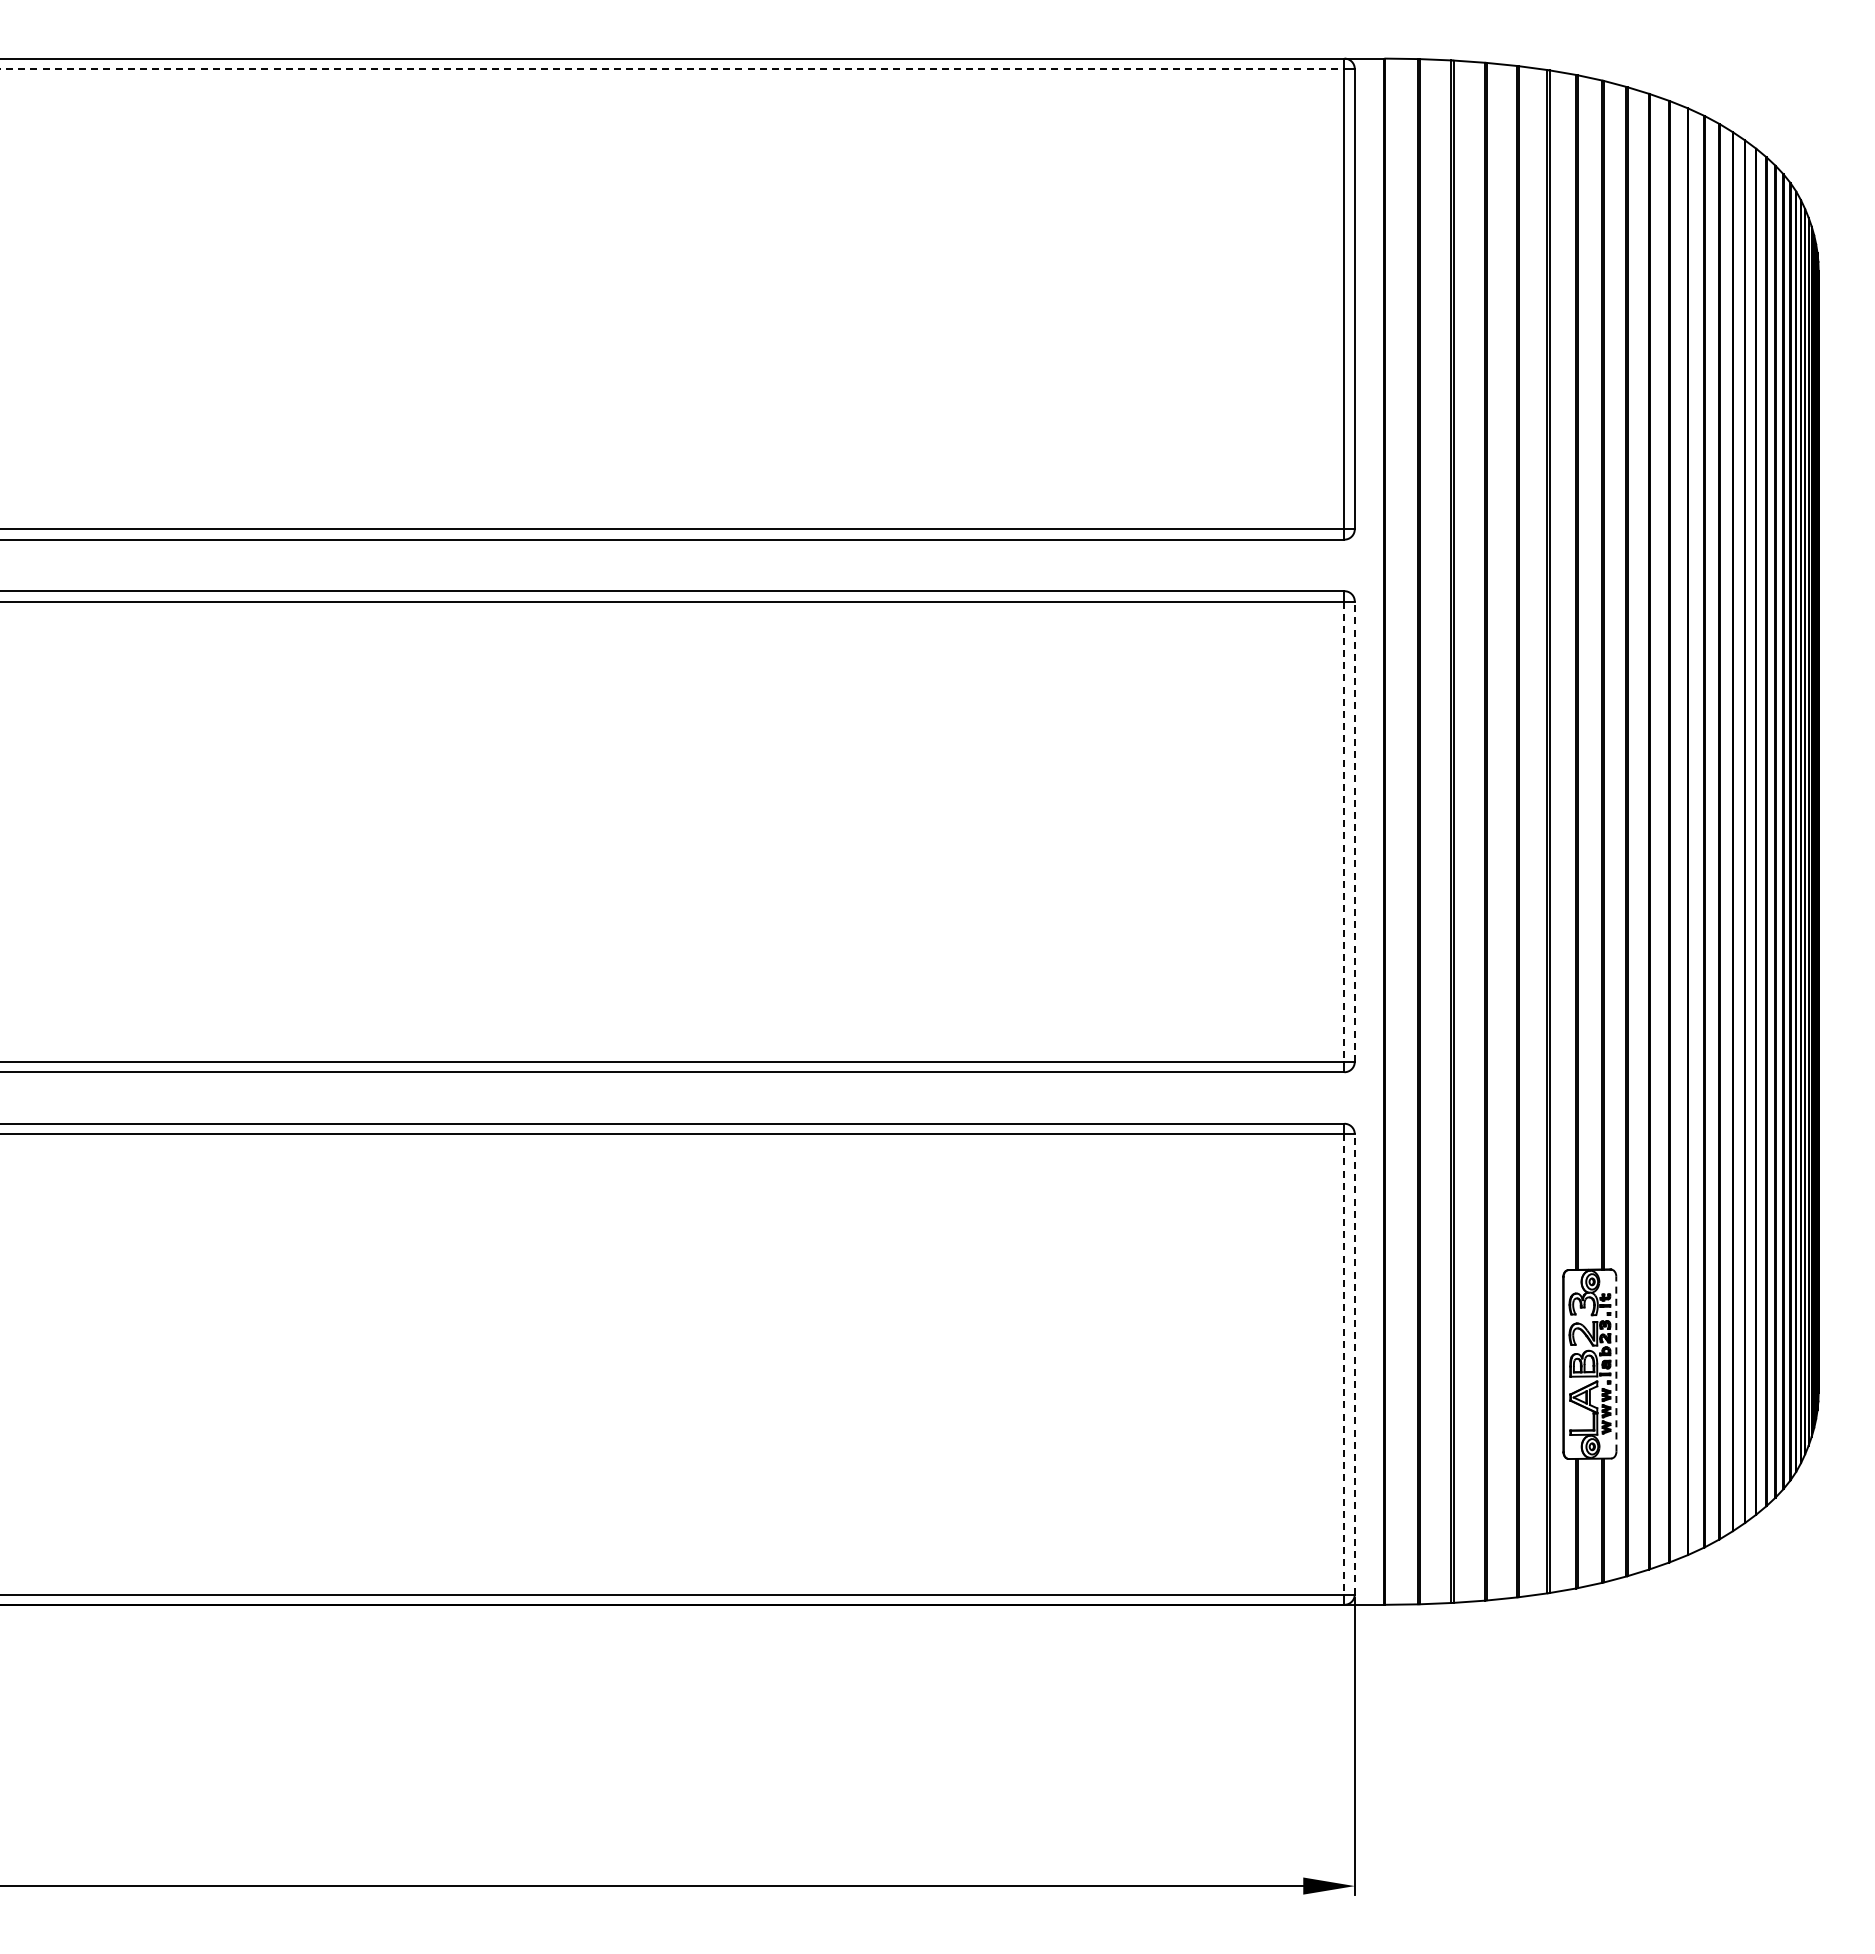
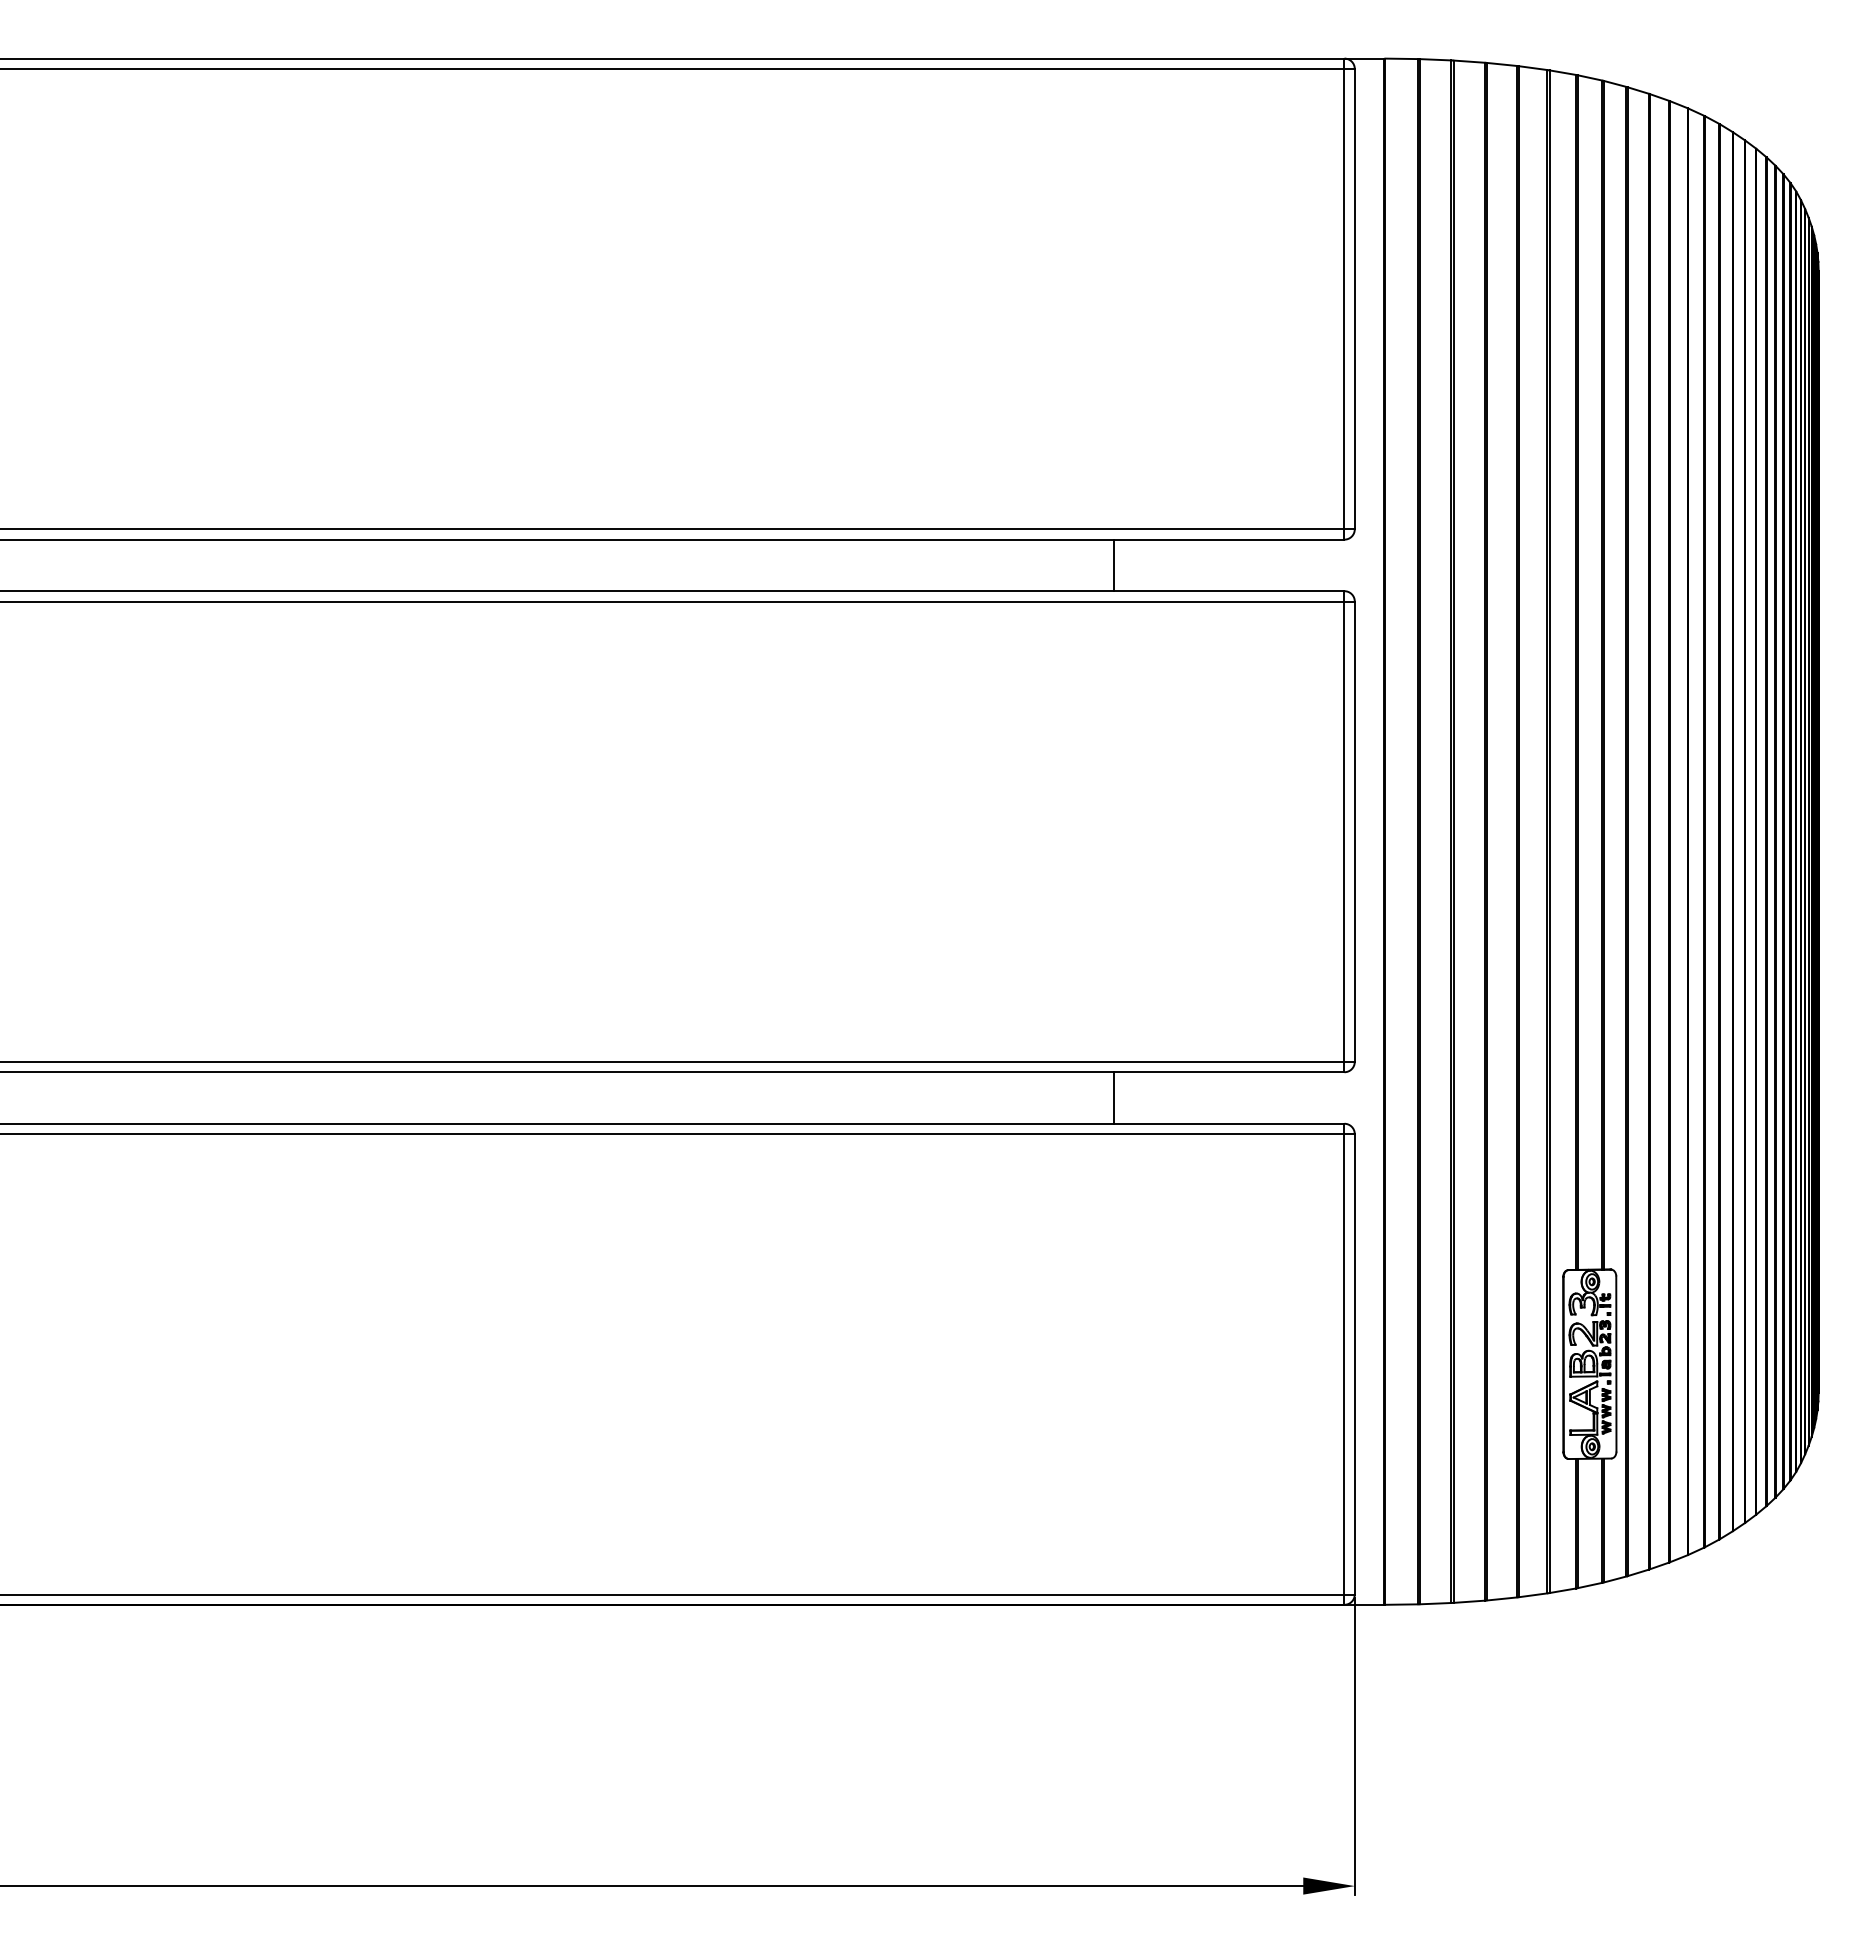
line: dashed -> solid (672, 68)
line: none -> present (1114, 565)
line: dashed -> solid (1354, 831)
line: dashed -> solid (1344, 832)
line: none -> present (1114, 1097)
line: dashed -> solid (1354, 1363)
line: dashed -> solid (1344, 1364)
line: dashed -> solid (1616, 1364)
